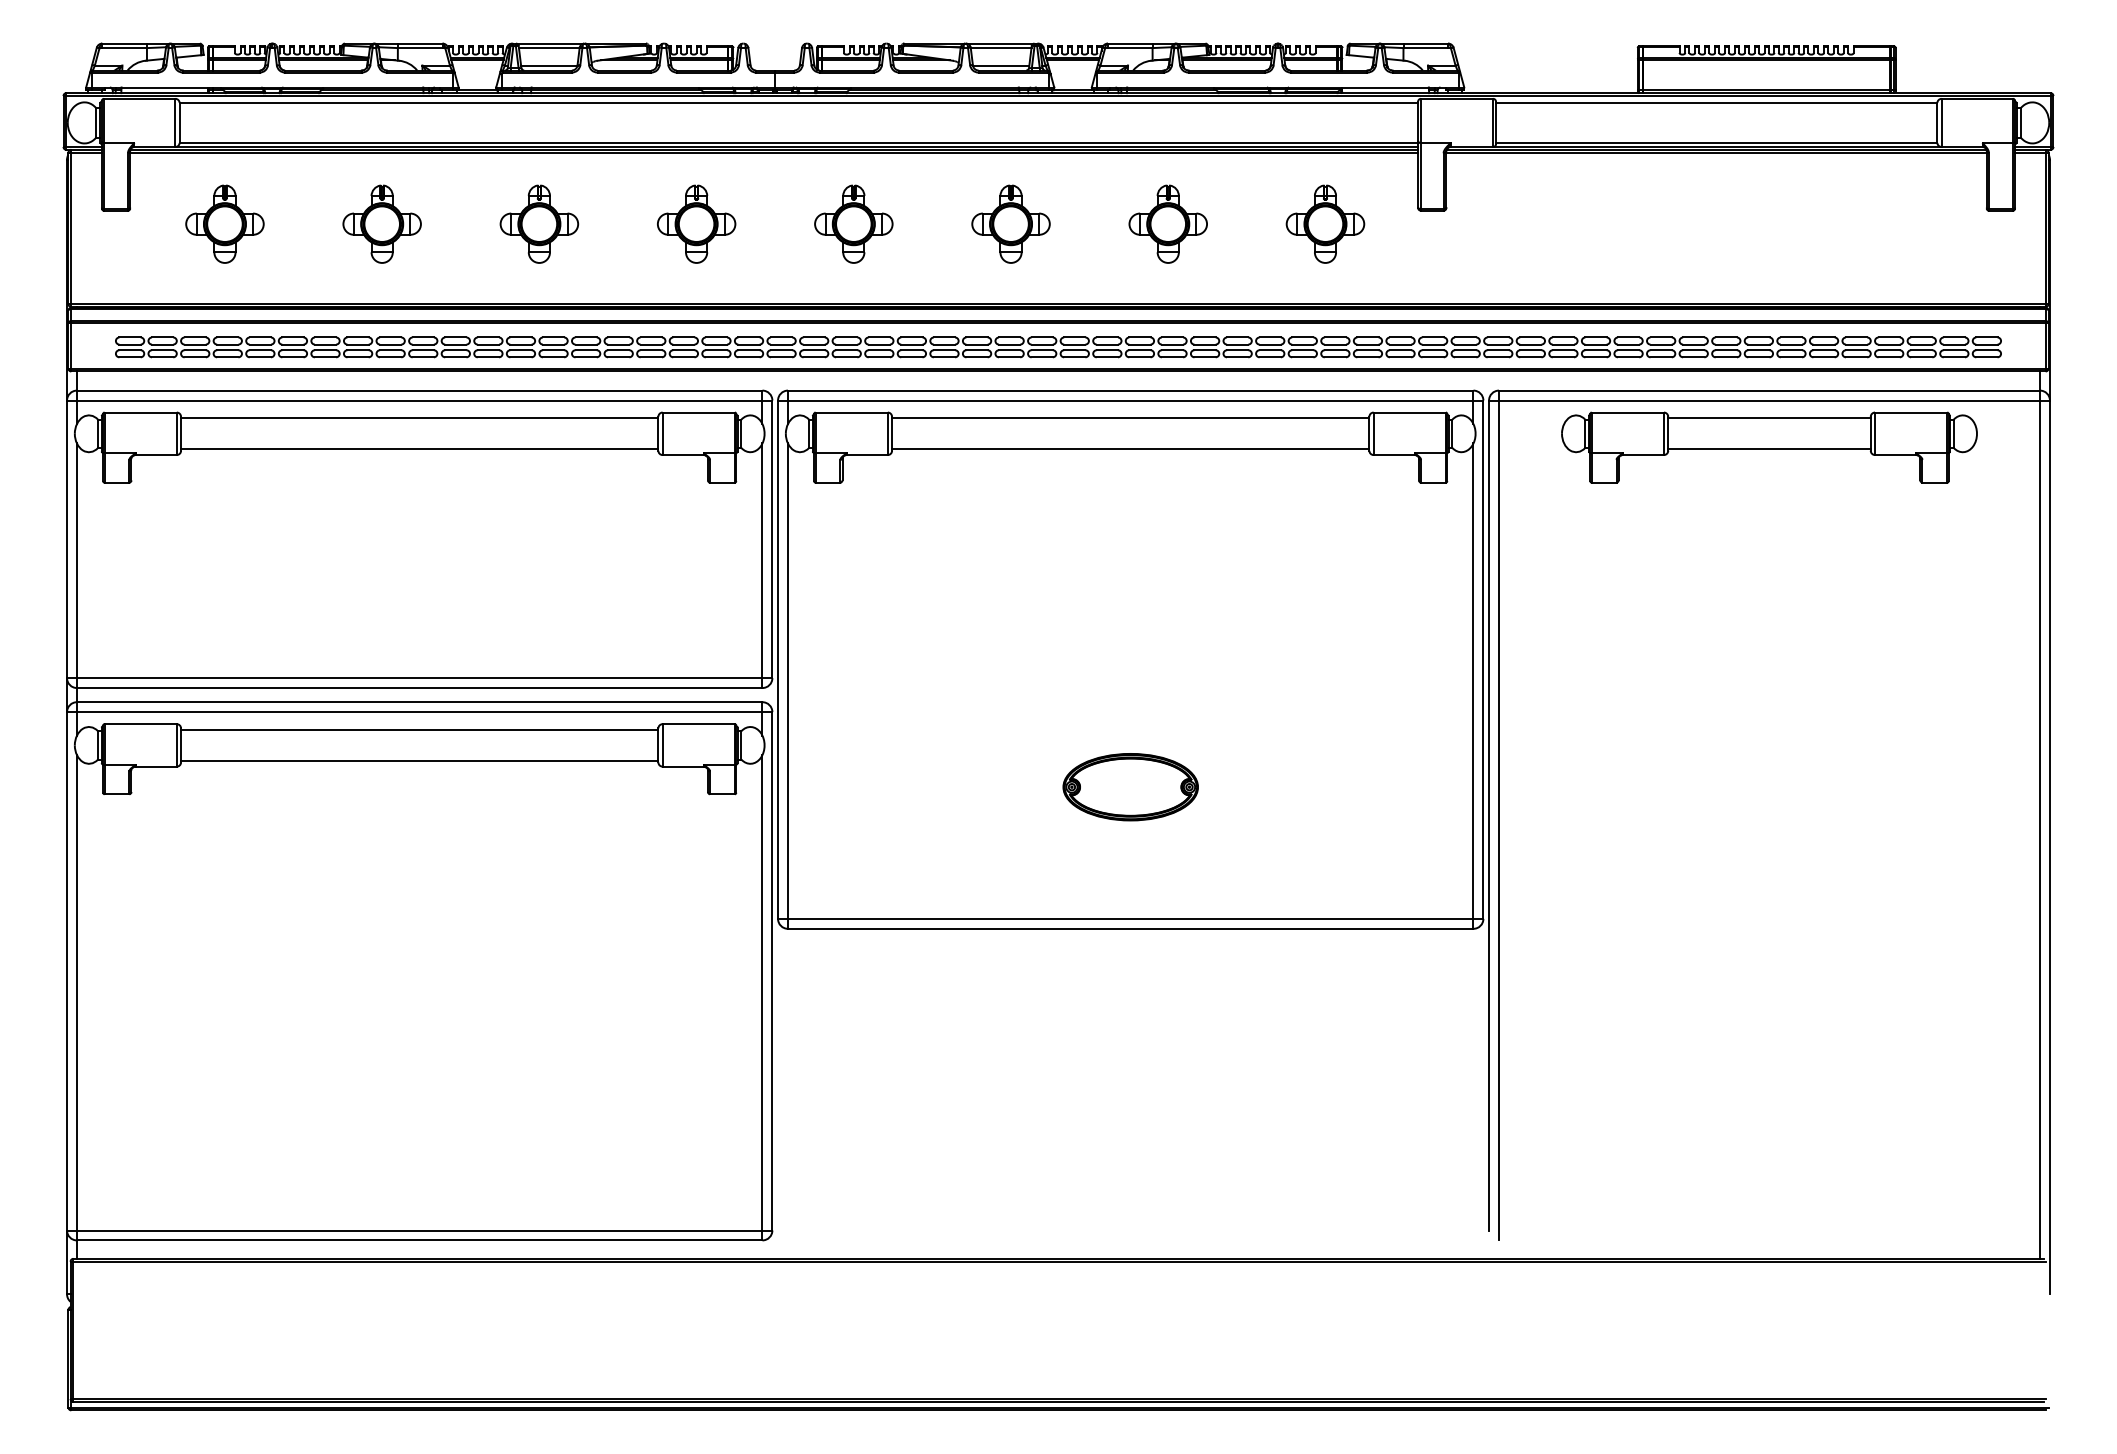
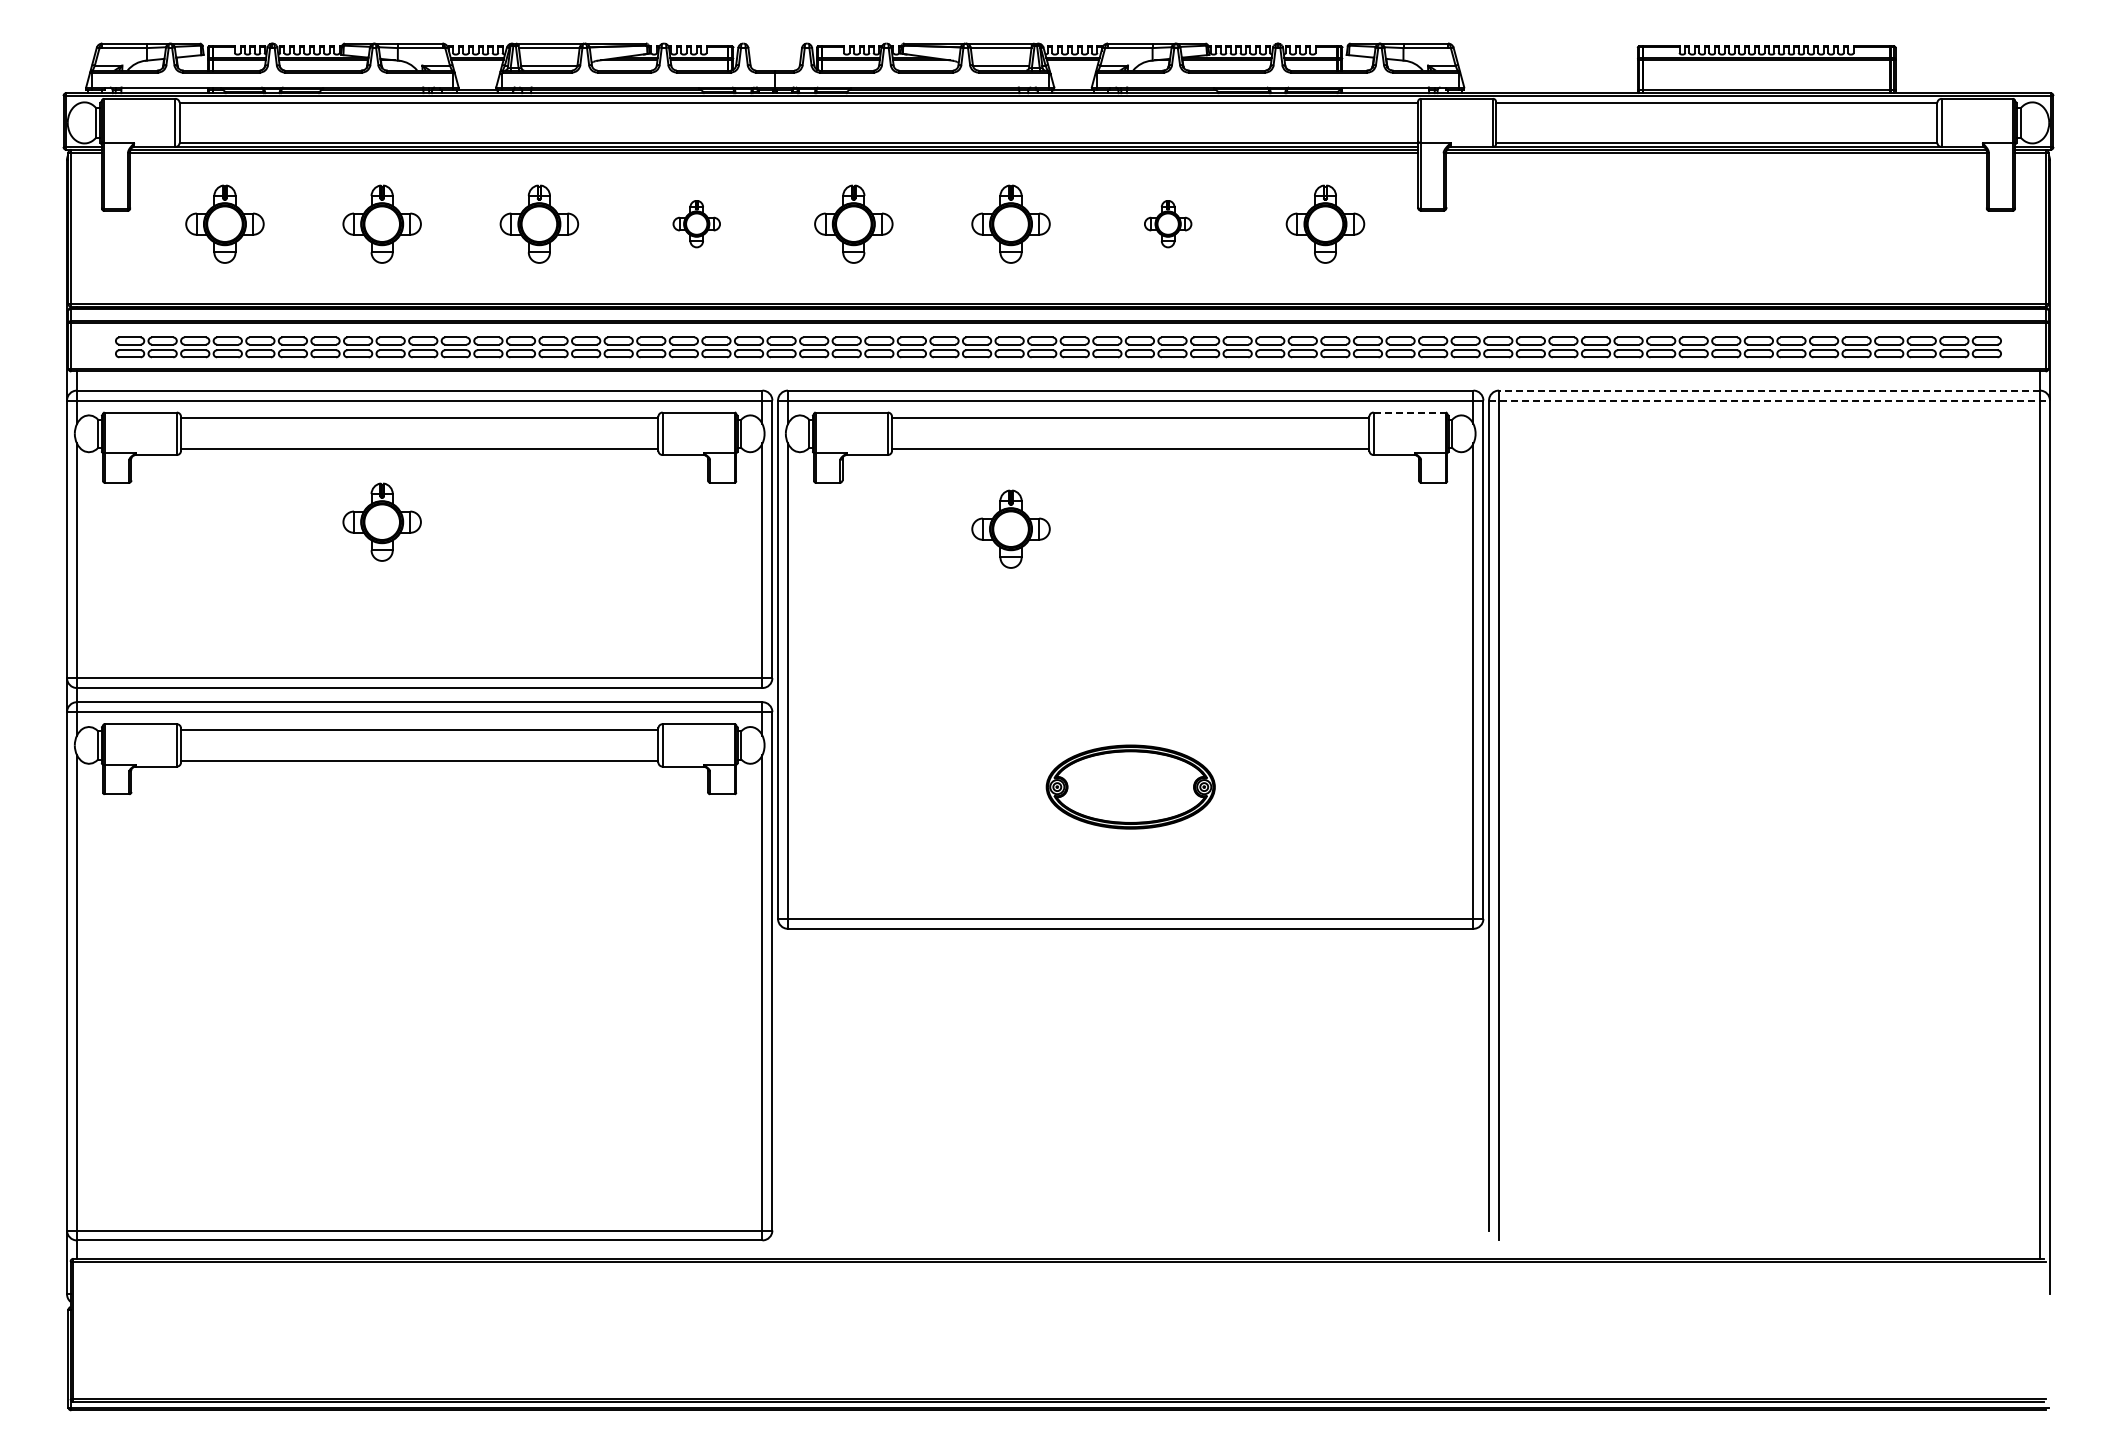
part size: 80x80 px -> 49x49 px (696, 224)
part size: 80x80 px -> 49x49 px (1168, 224)
line: solid -> dashed (1769, 390)
line: solid -> dashed (1770, 400)
line: solid -> dashed (1410, 412)
part: present -> none (1769, 447)
part: none -> present (381, 521)
part: none -> present (1010, 528)
part size: 137x69 px -> 171x86 px (1130, 786)
